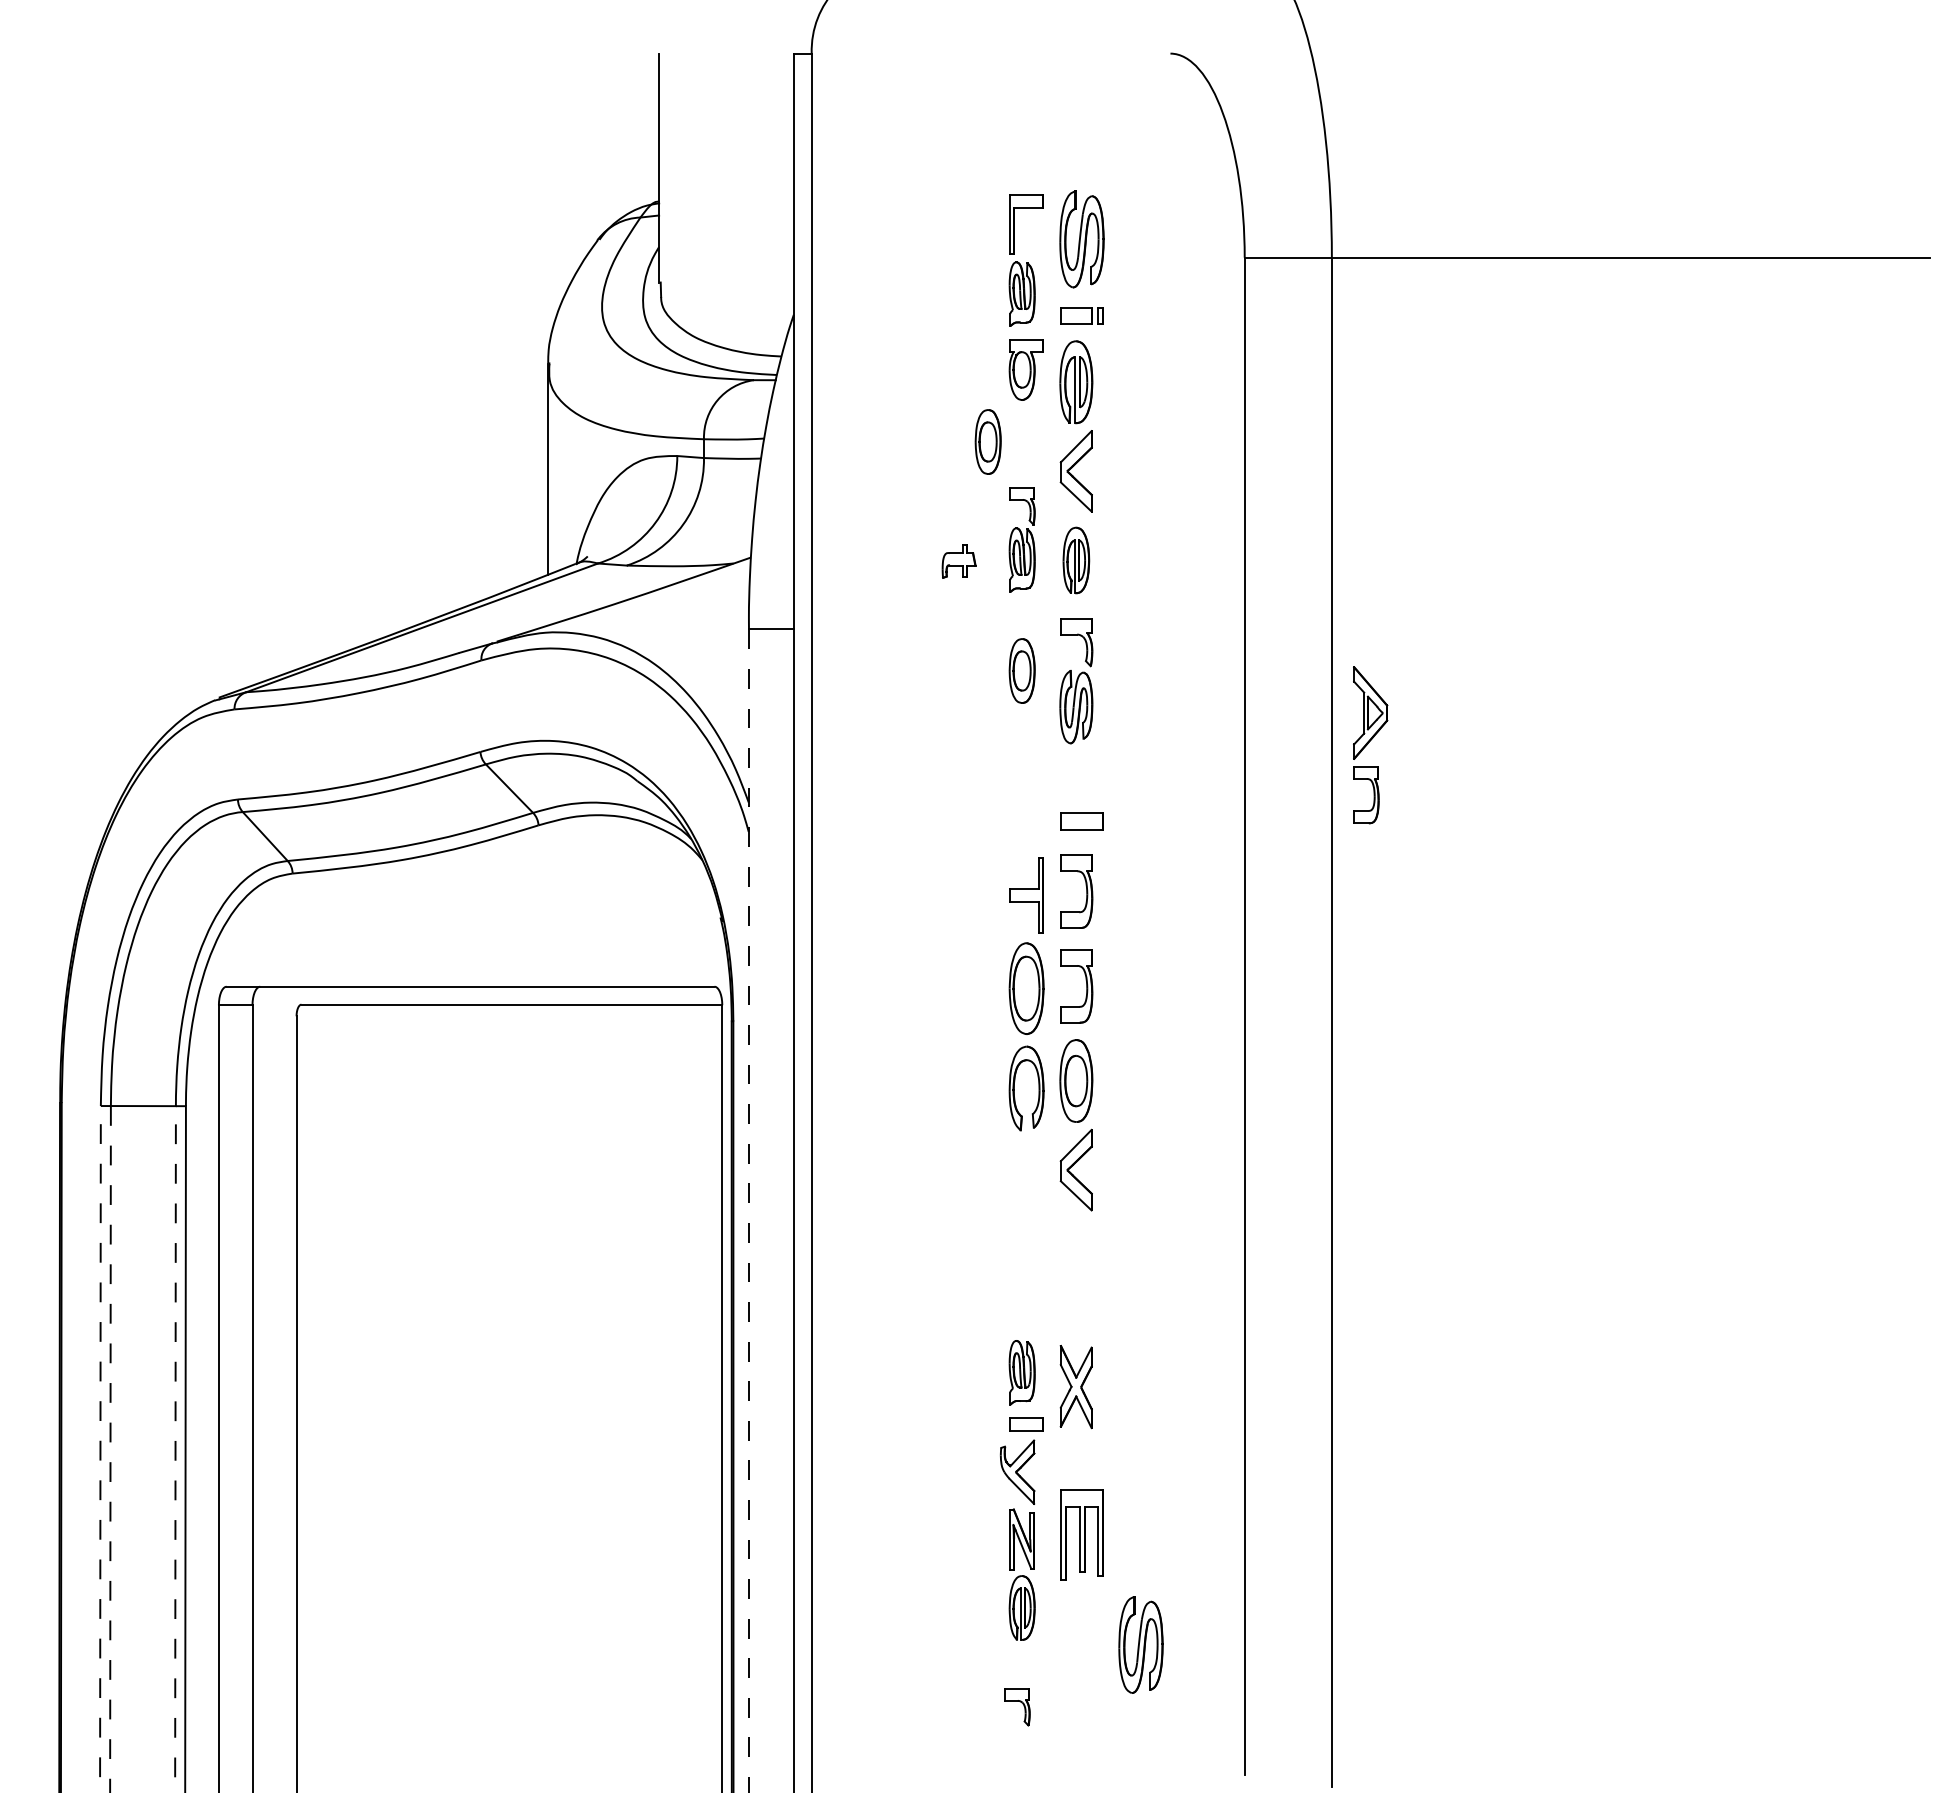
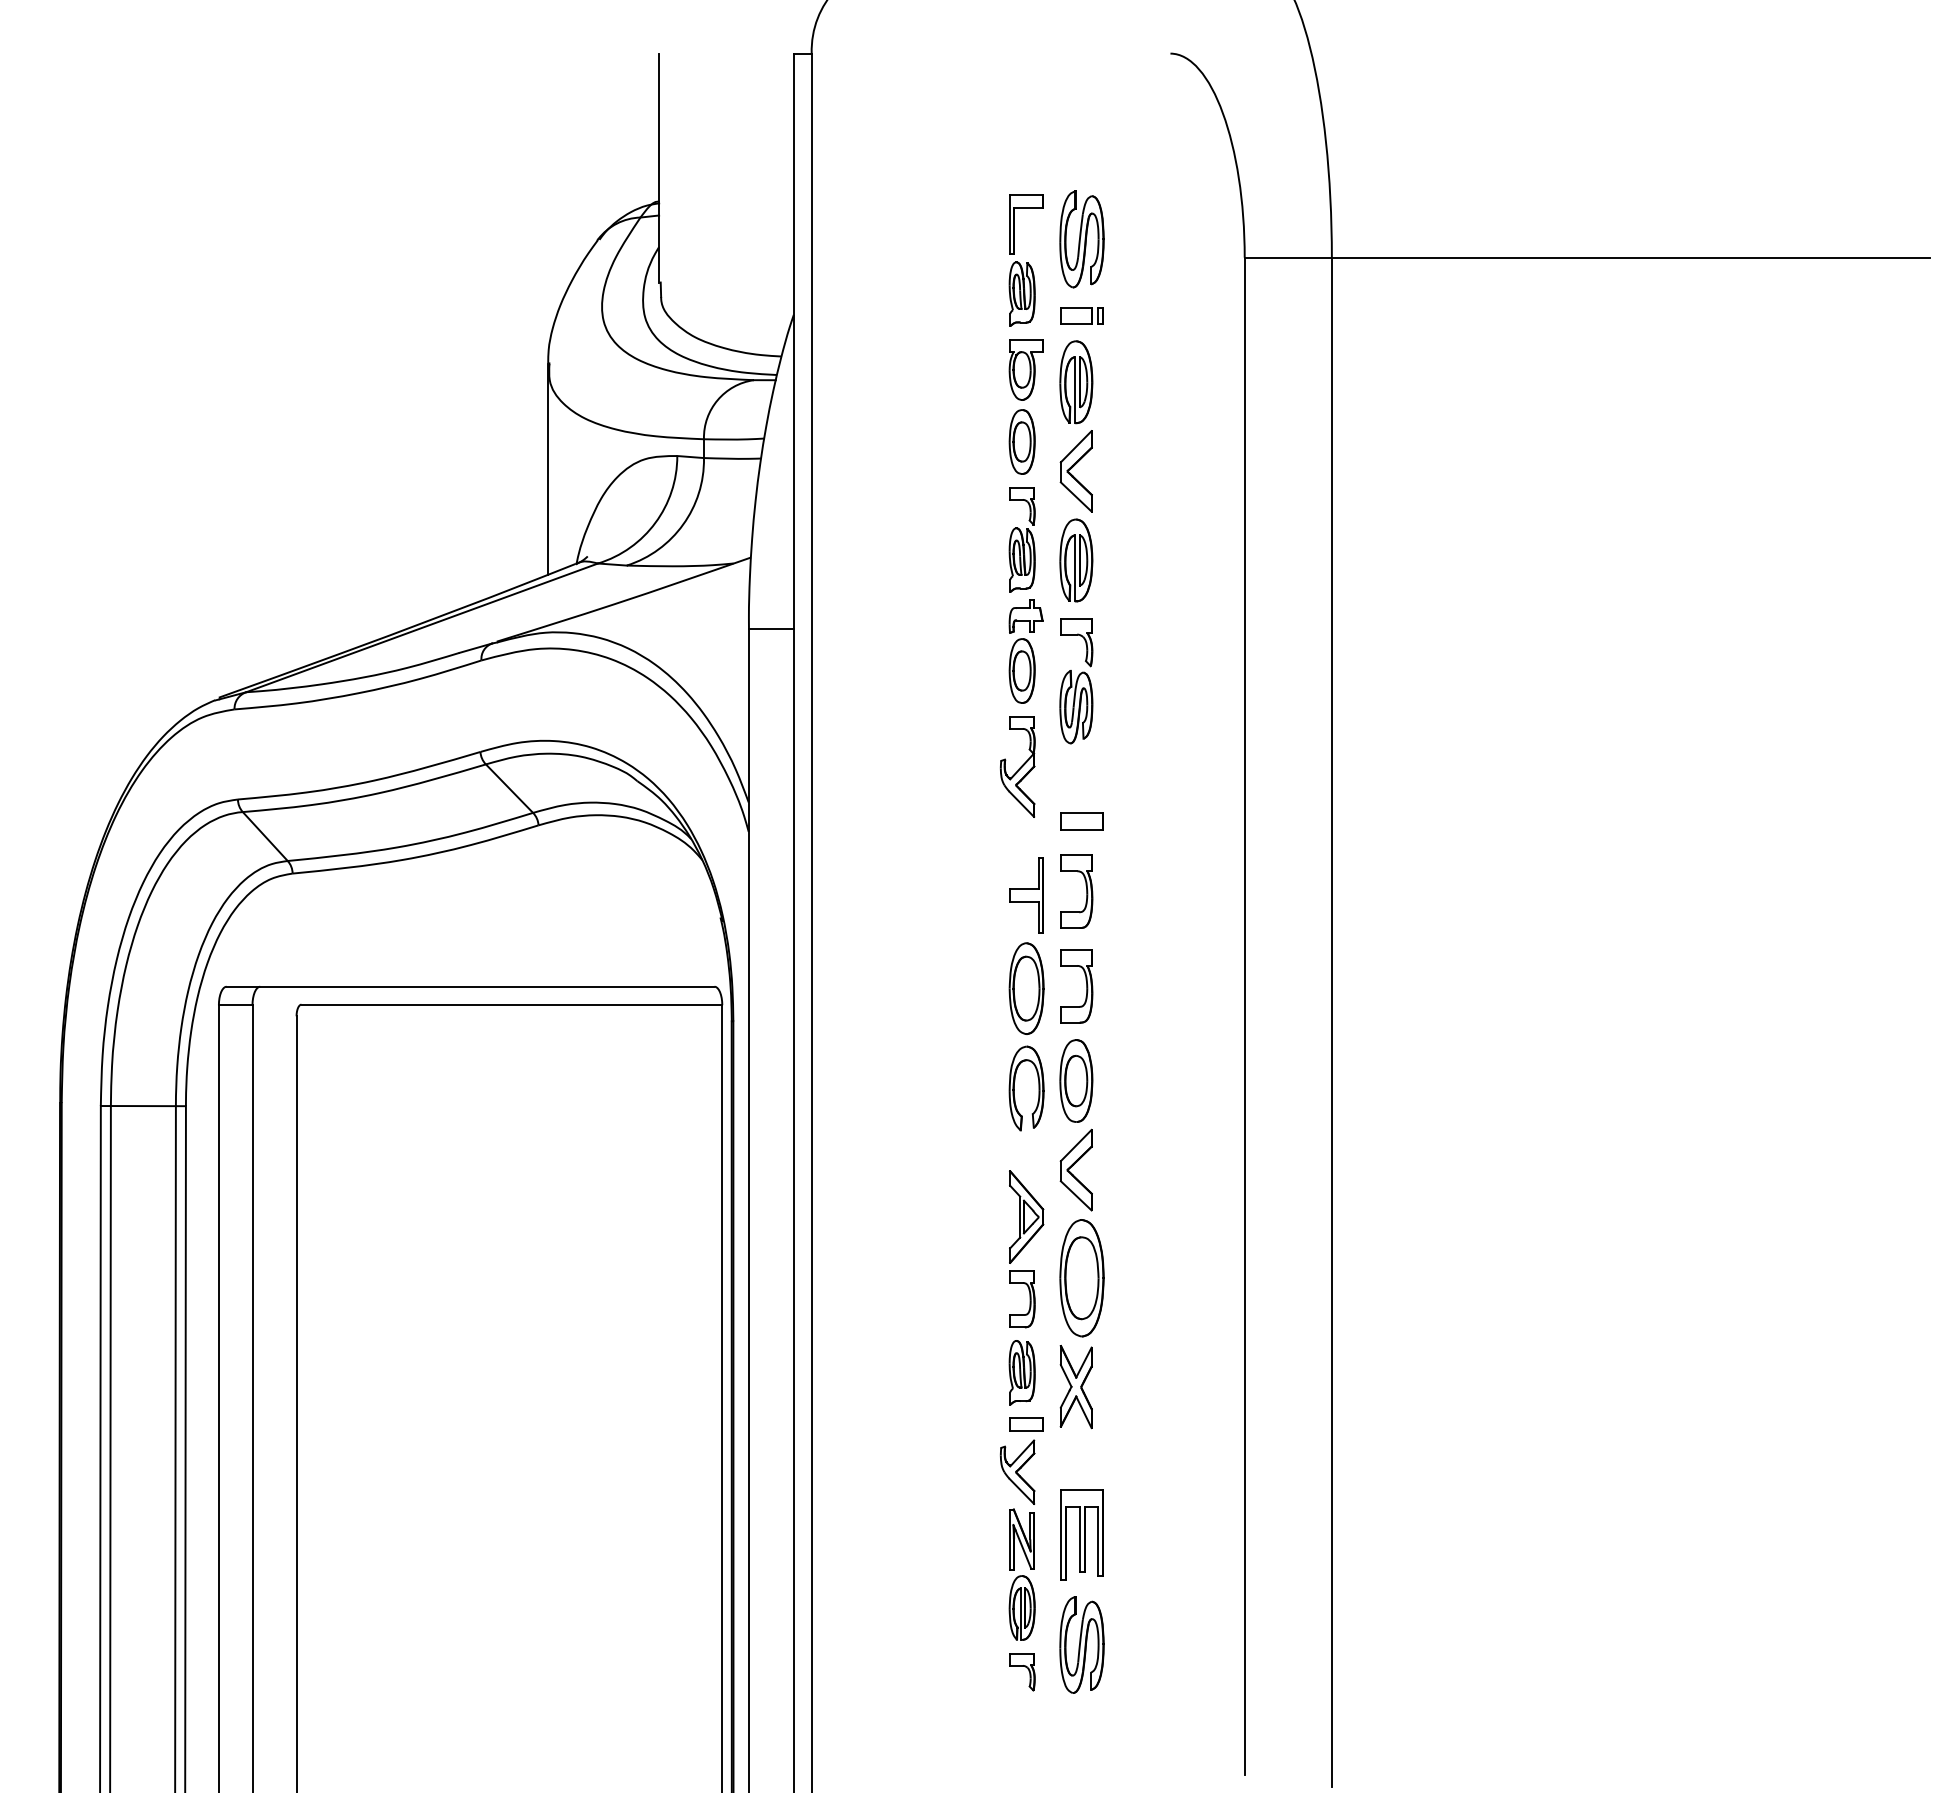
part position: (987, 441) -> (1021, 441) (1021, 441)
part size: 29x69 px -> 35x85 px (1076, 560)
part position: (958, 561) -> (1025, 616) (1025, 616)
part position: (1370, 745) -> (1026, 1249) (1026, 1249)
part: none -> present (1017, 766)
line: dashed -> solid (748, 1211)
part: none -> present (1081, 1278)
line: dashed -> solid (100, 1448)
line: dashed -> solid (110, 1449)
line: dashed -> solid (175, 1449)
part position: (1140, 1644) -> (1081, 1644) (1081, 1644)
part position: (1017, 1707) -> (1022, 1672) (1022, 1672)
